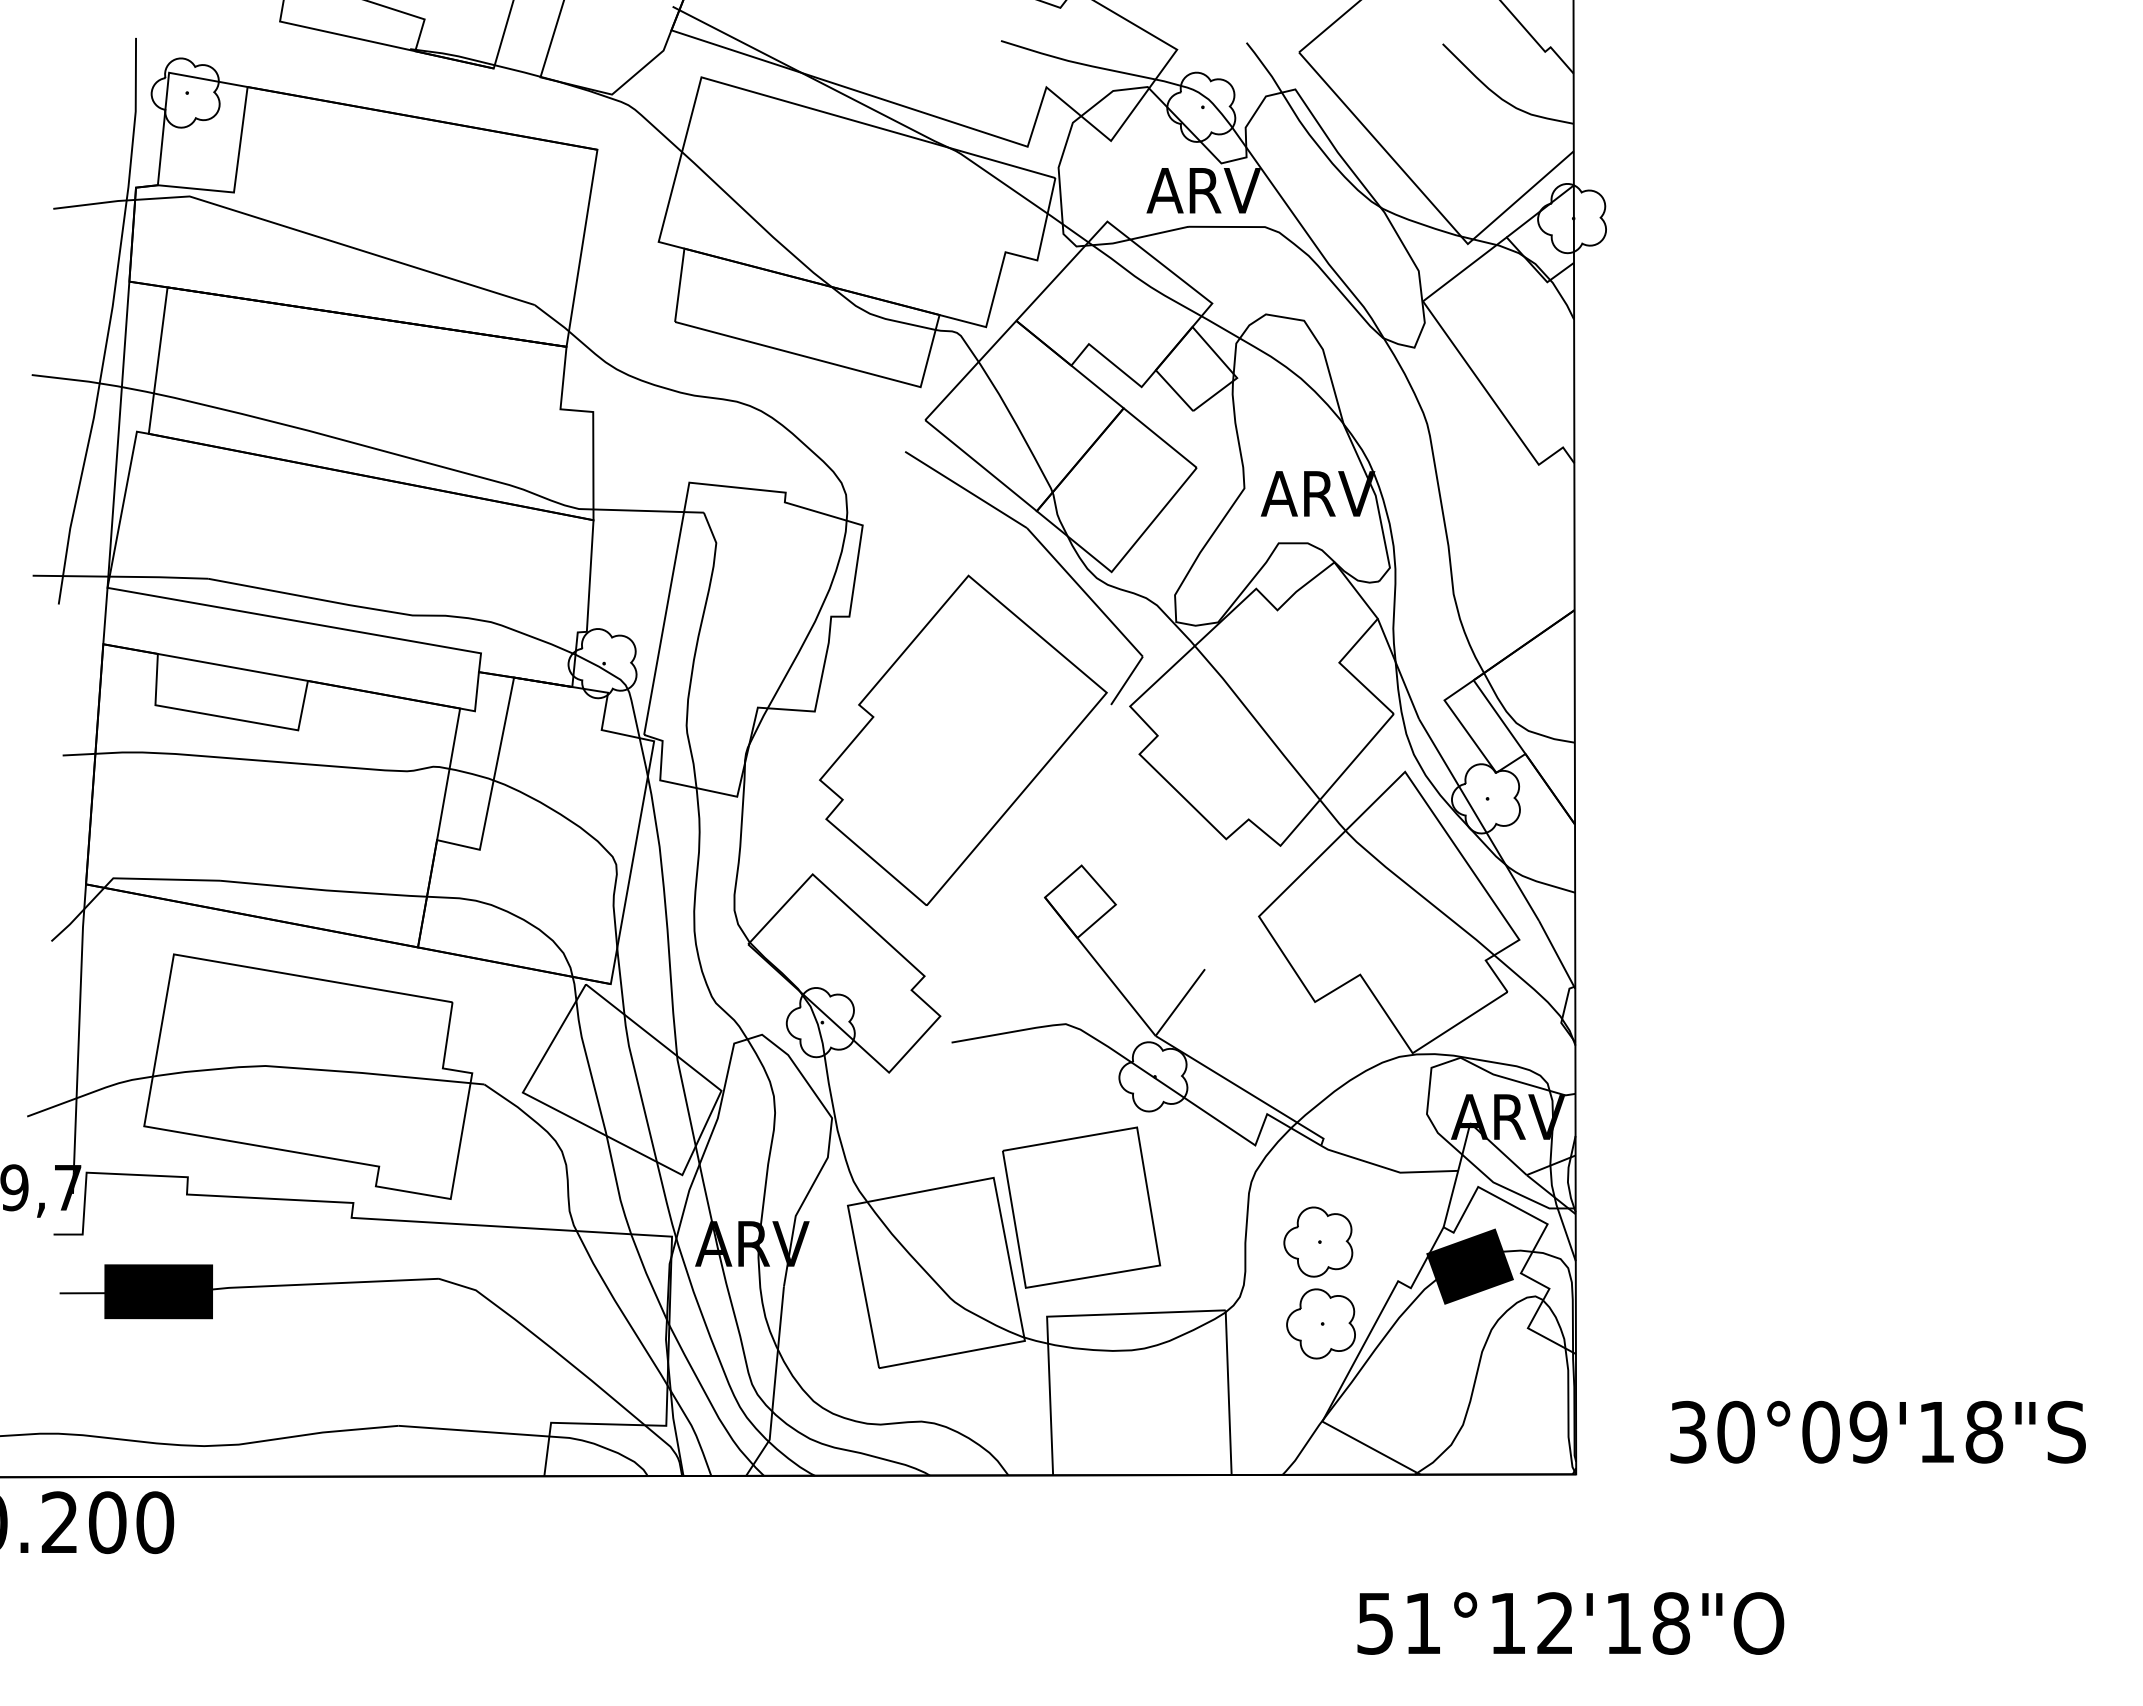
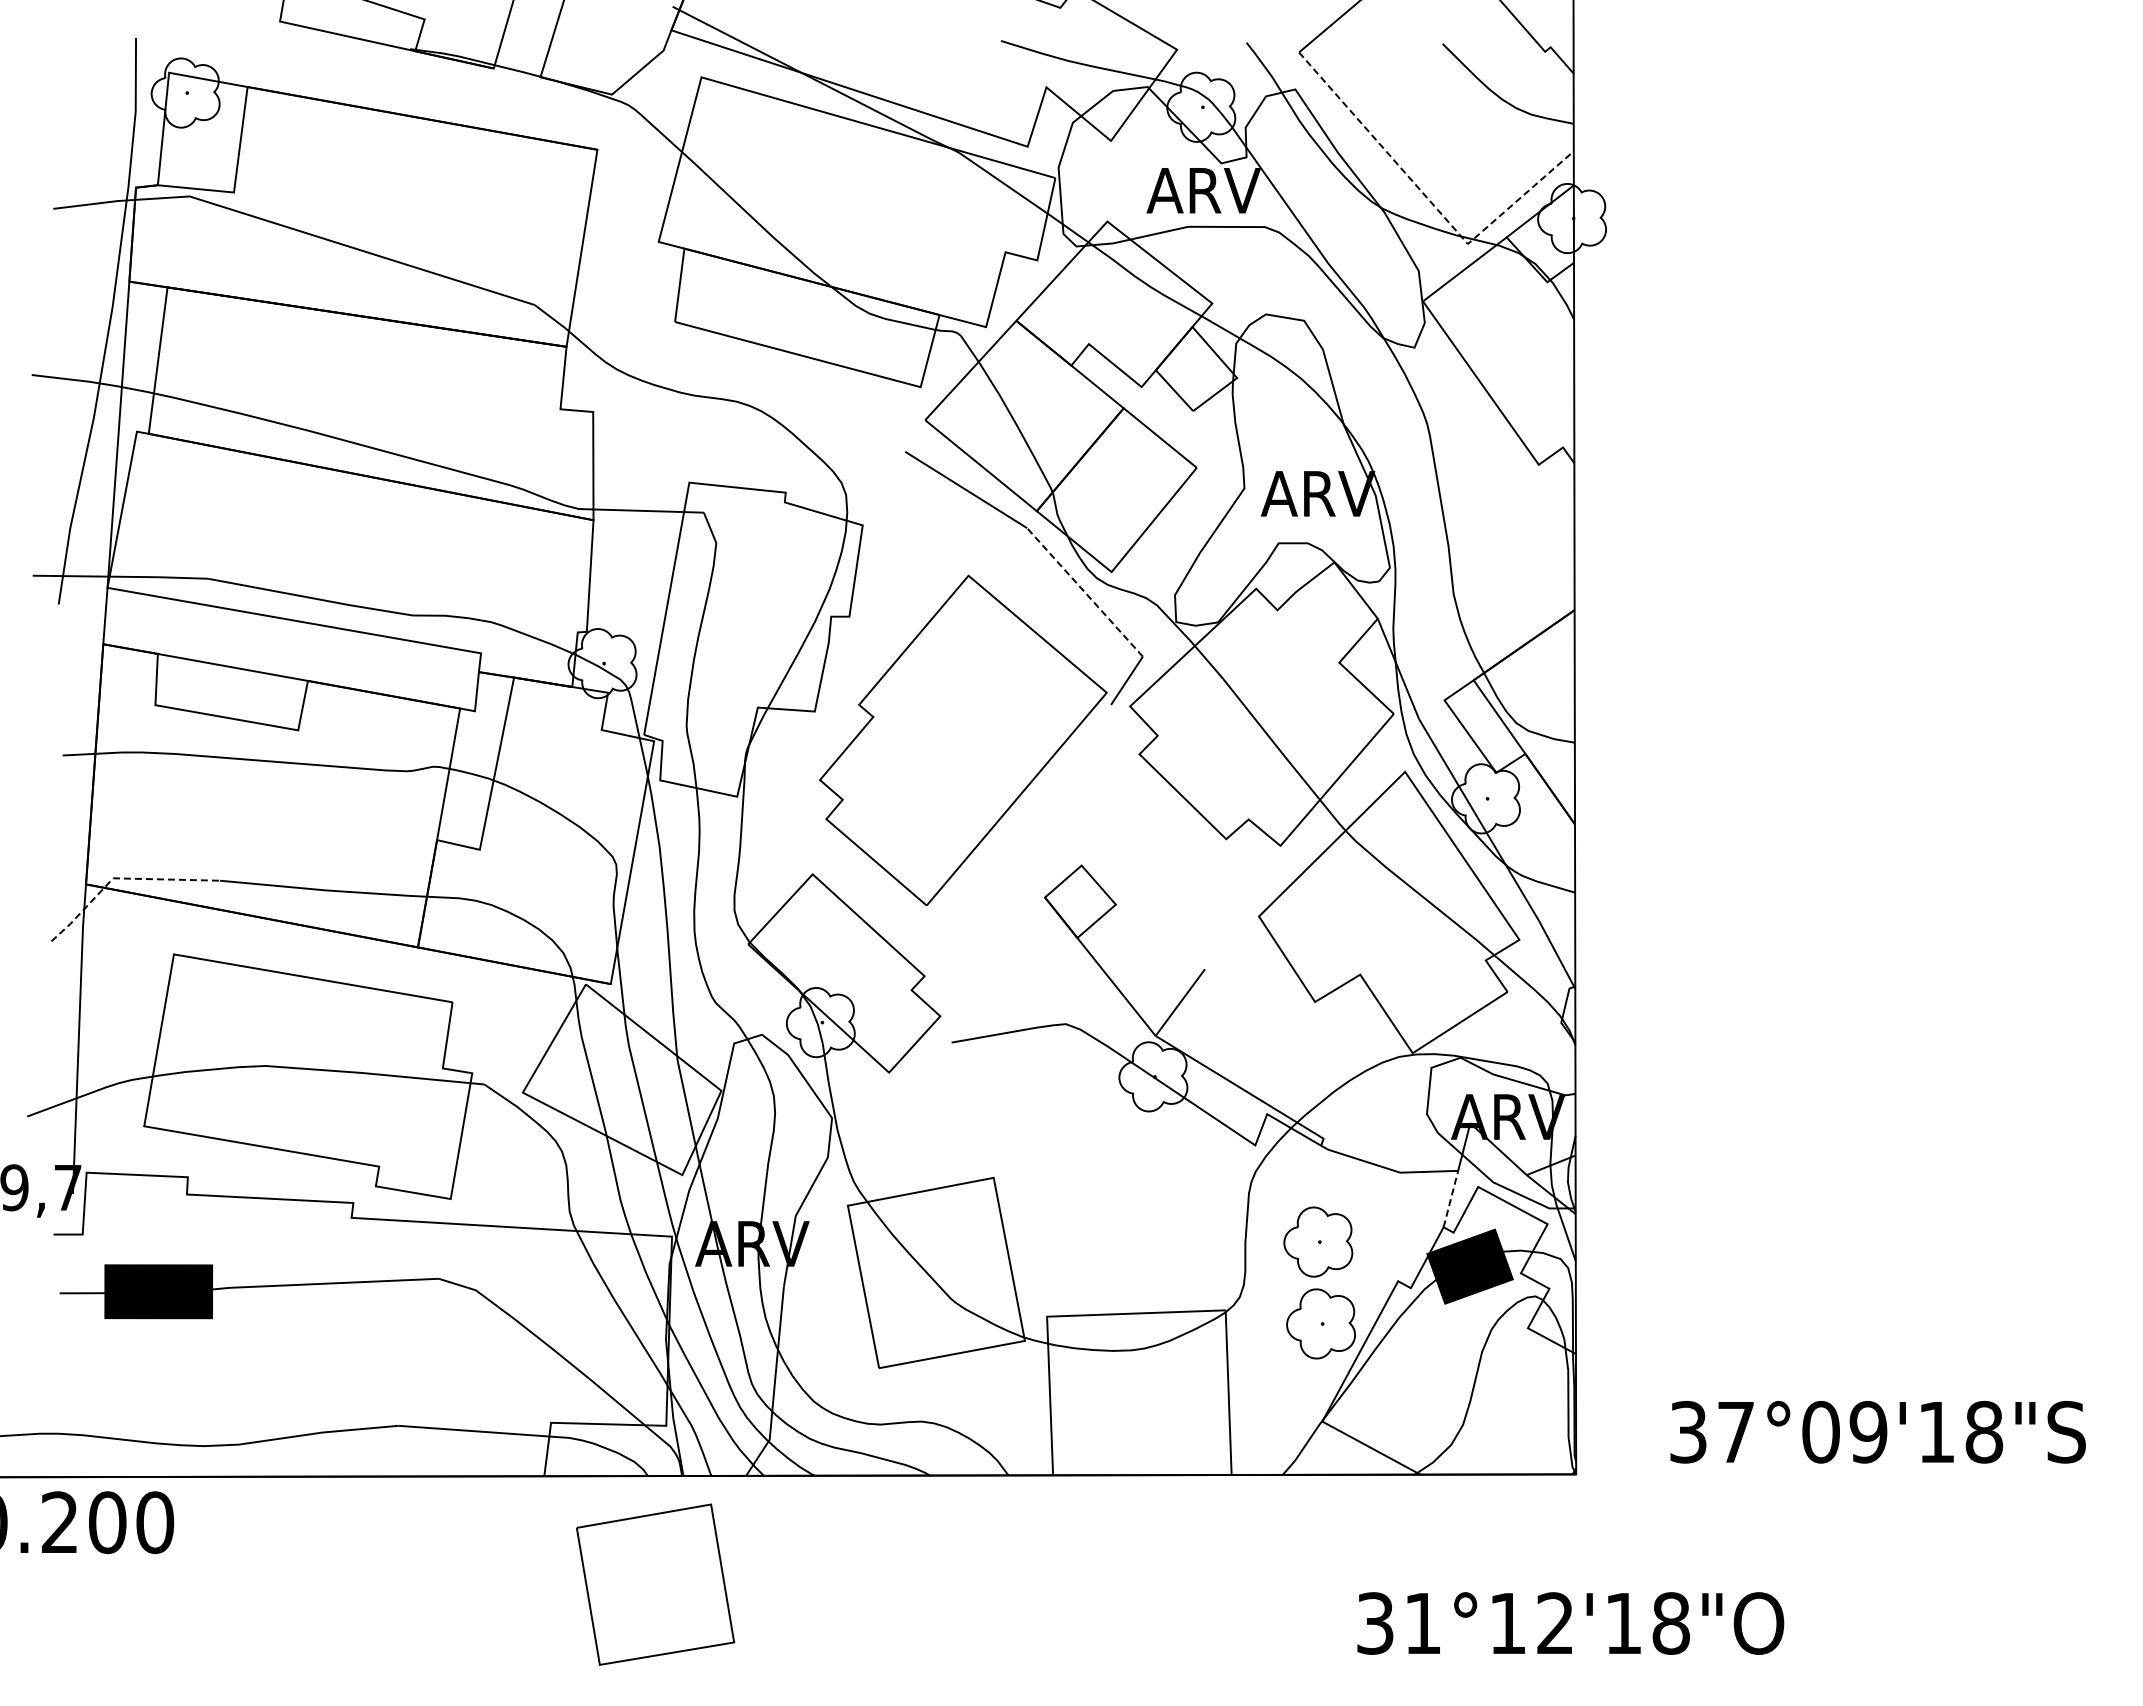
line: solid -> dashed (1430, 202)
line: solid -> dashed (1084, 592)
line: solid -> dashed (121, 878)
line: solid -> dashed (1451, 1198)
part position: (1081, 1207) -> (655, 1584) (655, 1584)
text: 30°09'18"S -> 37°09'18"S (1735, 1431)
text: 51°12'18"O -> 31°12'18"O (1375, 1623)
